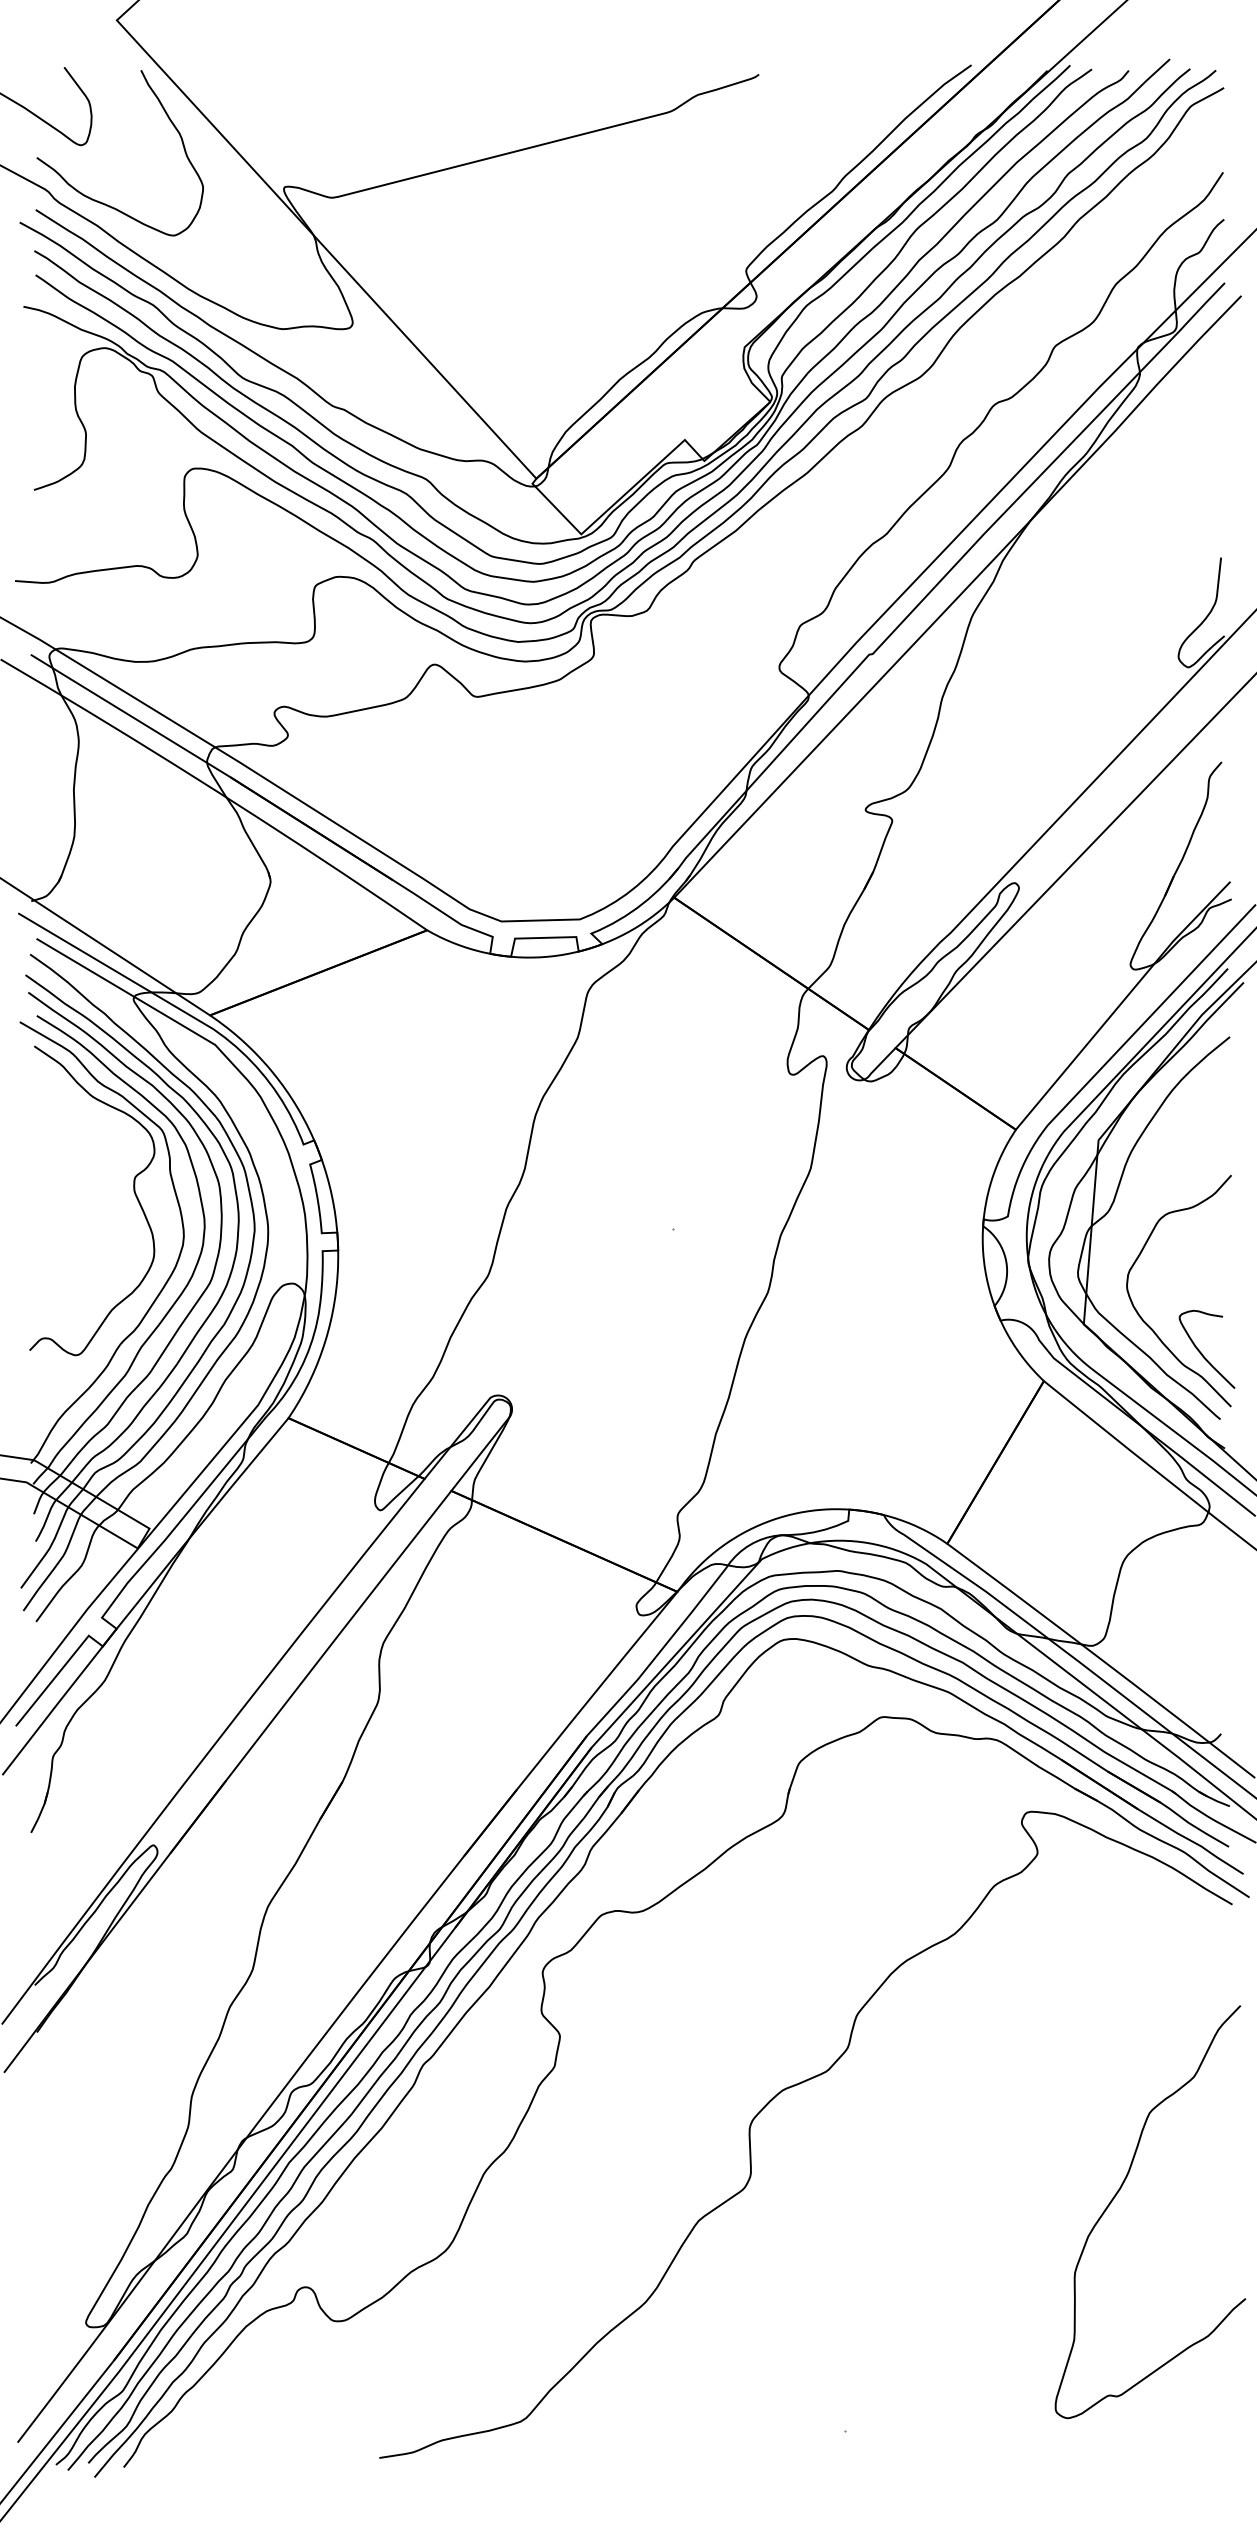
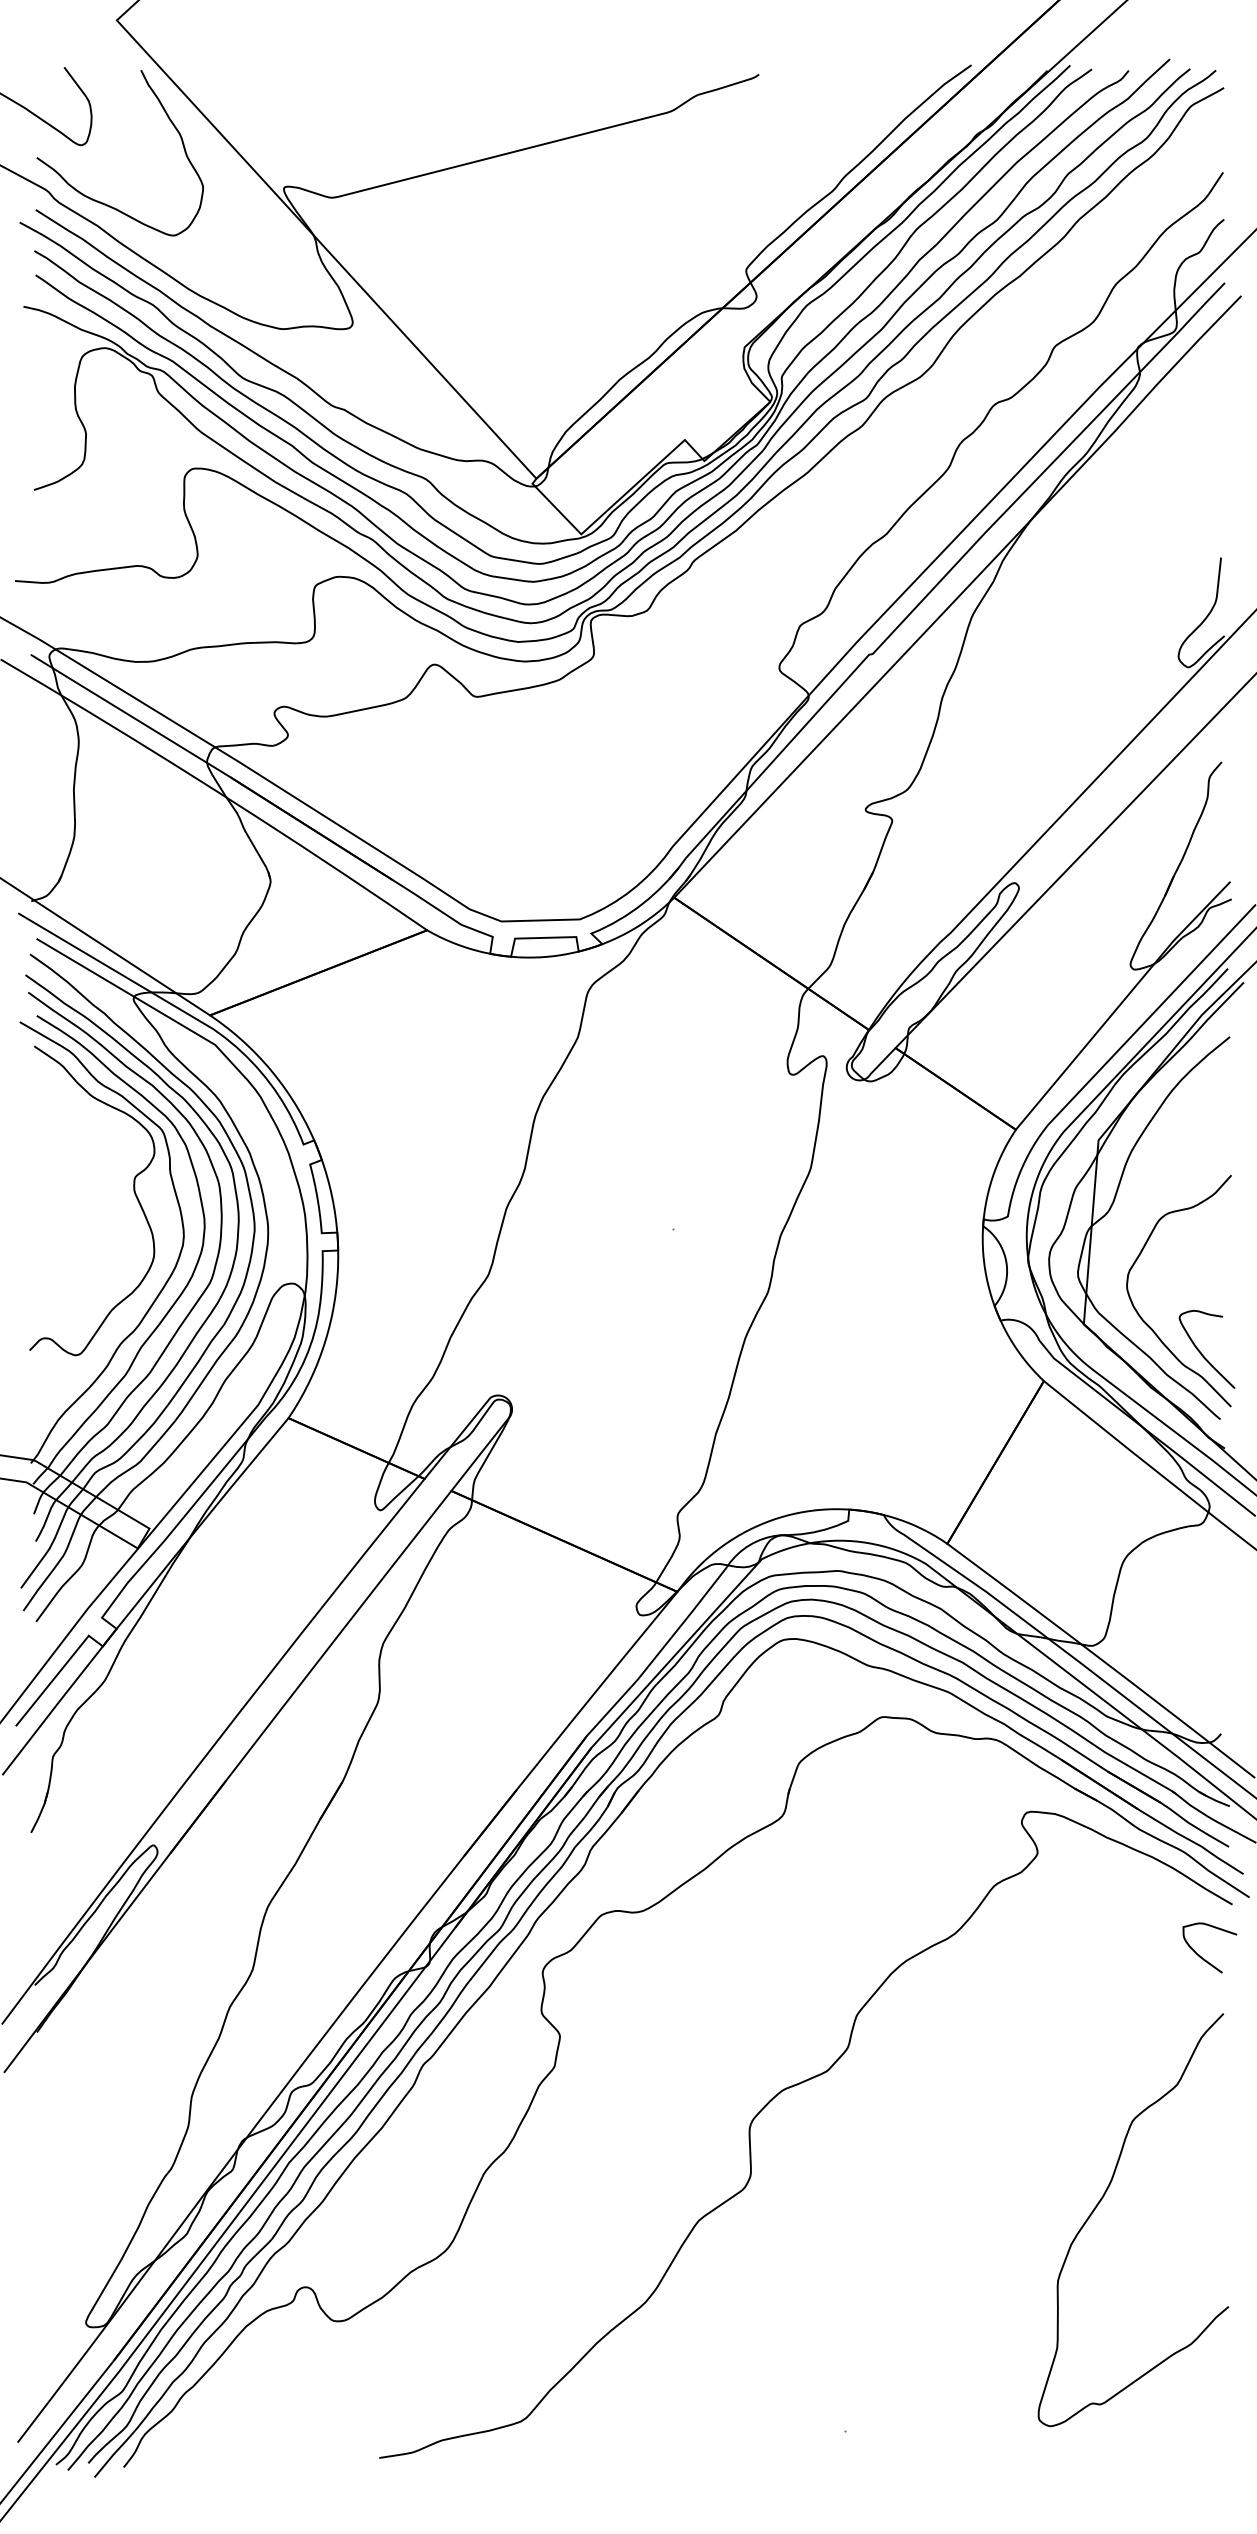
curve: none -> present (1200, 1955)
curve position: (1119, 2191) -> (1102, 2199) (1102, 2199)
